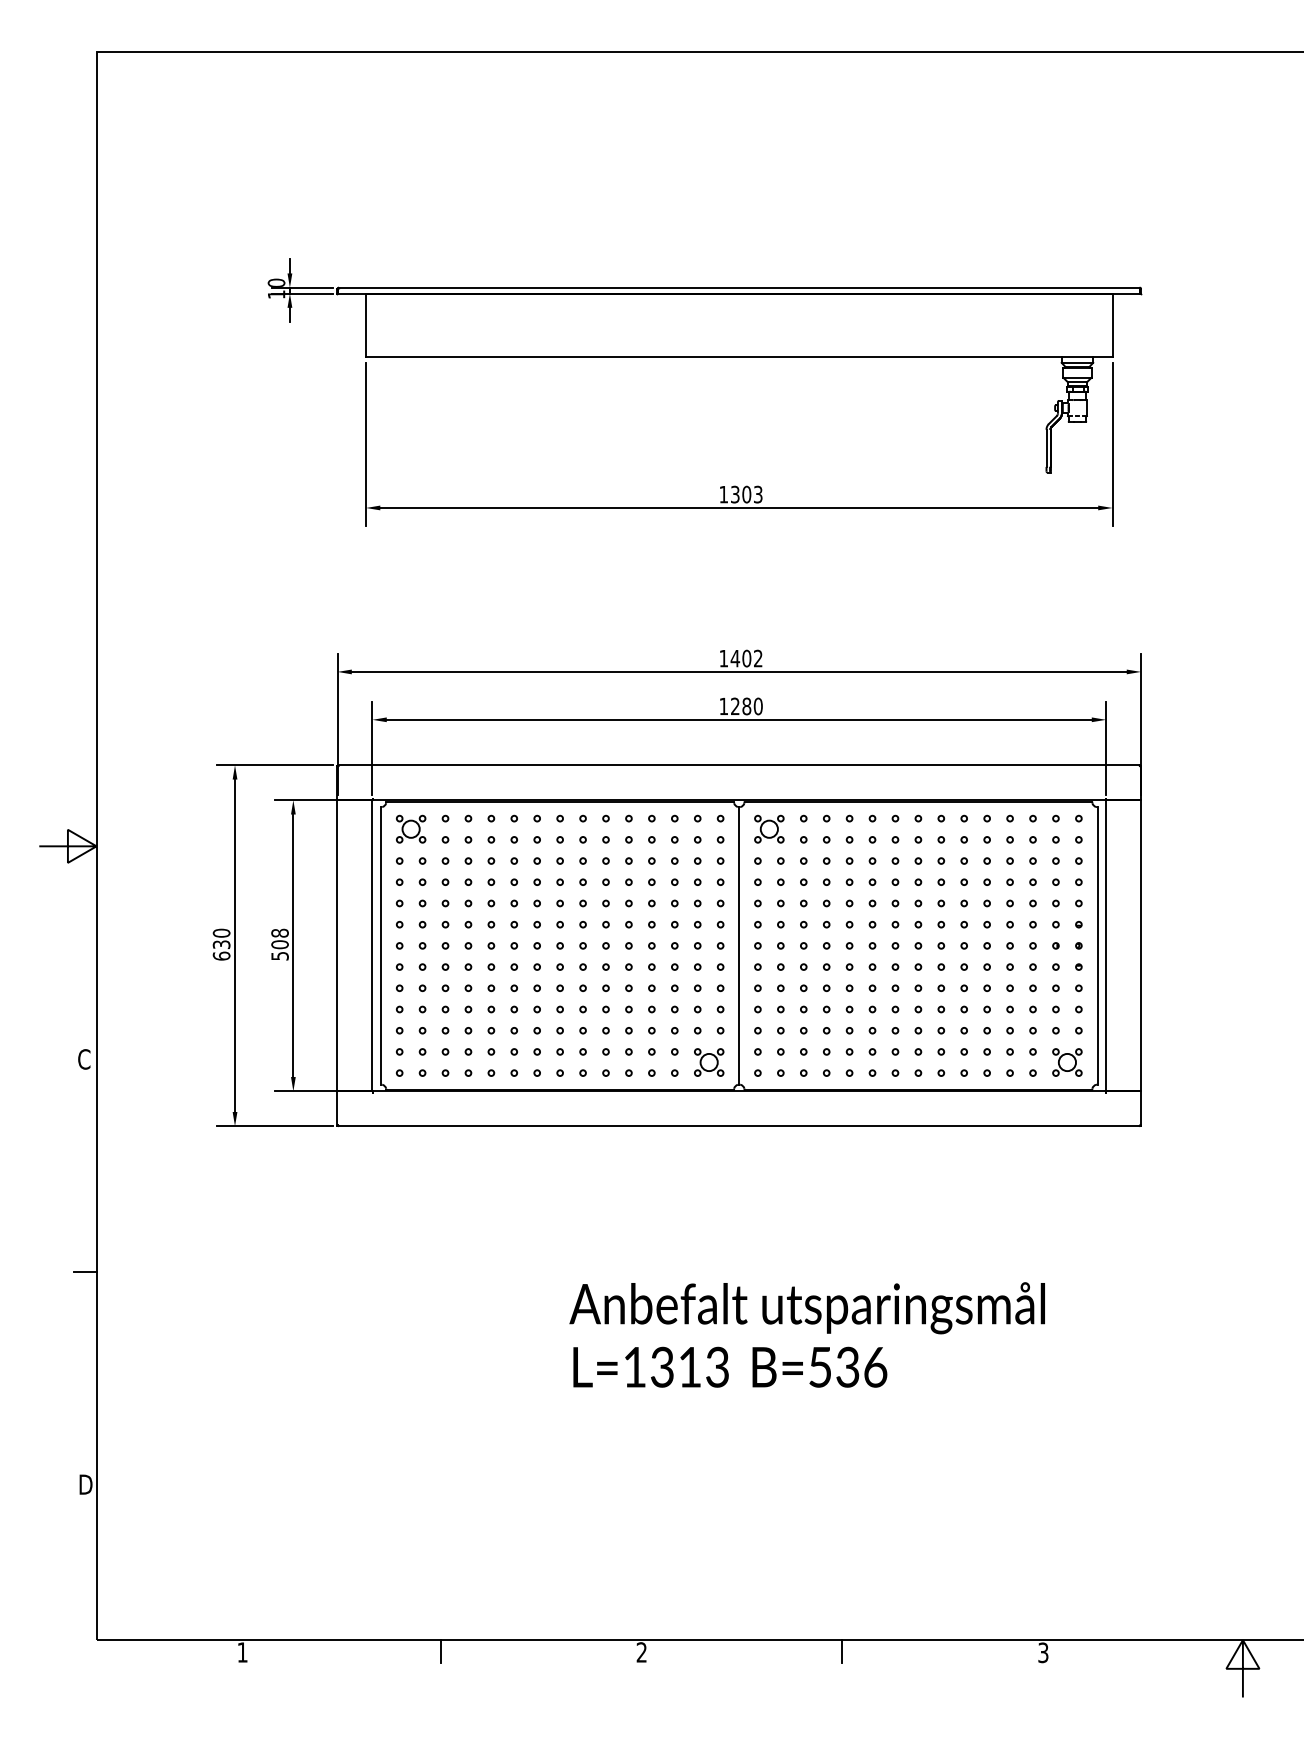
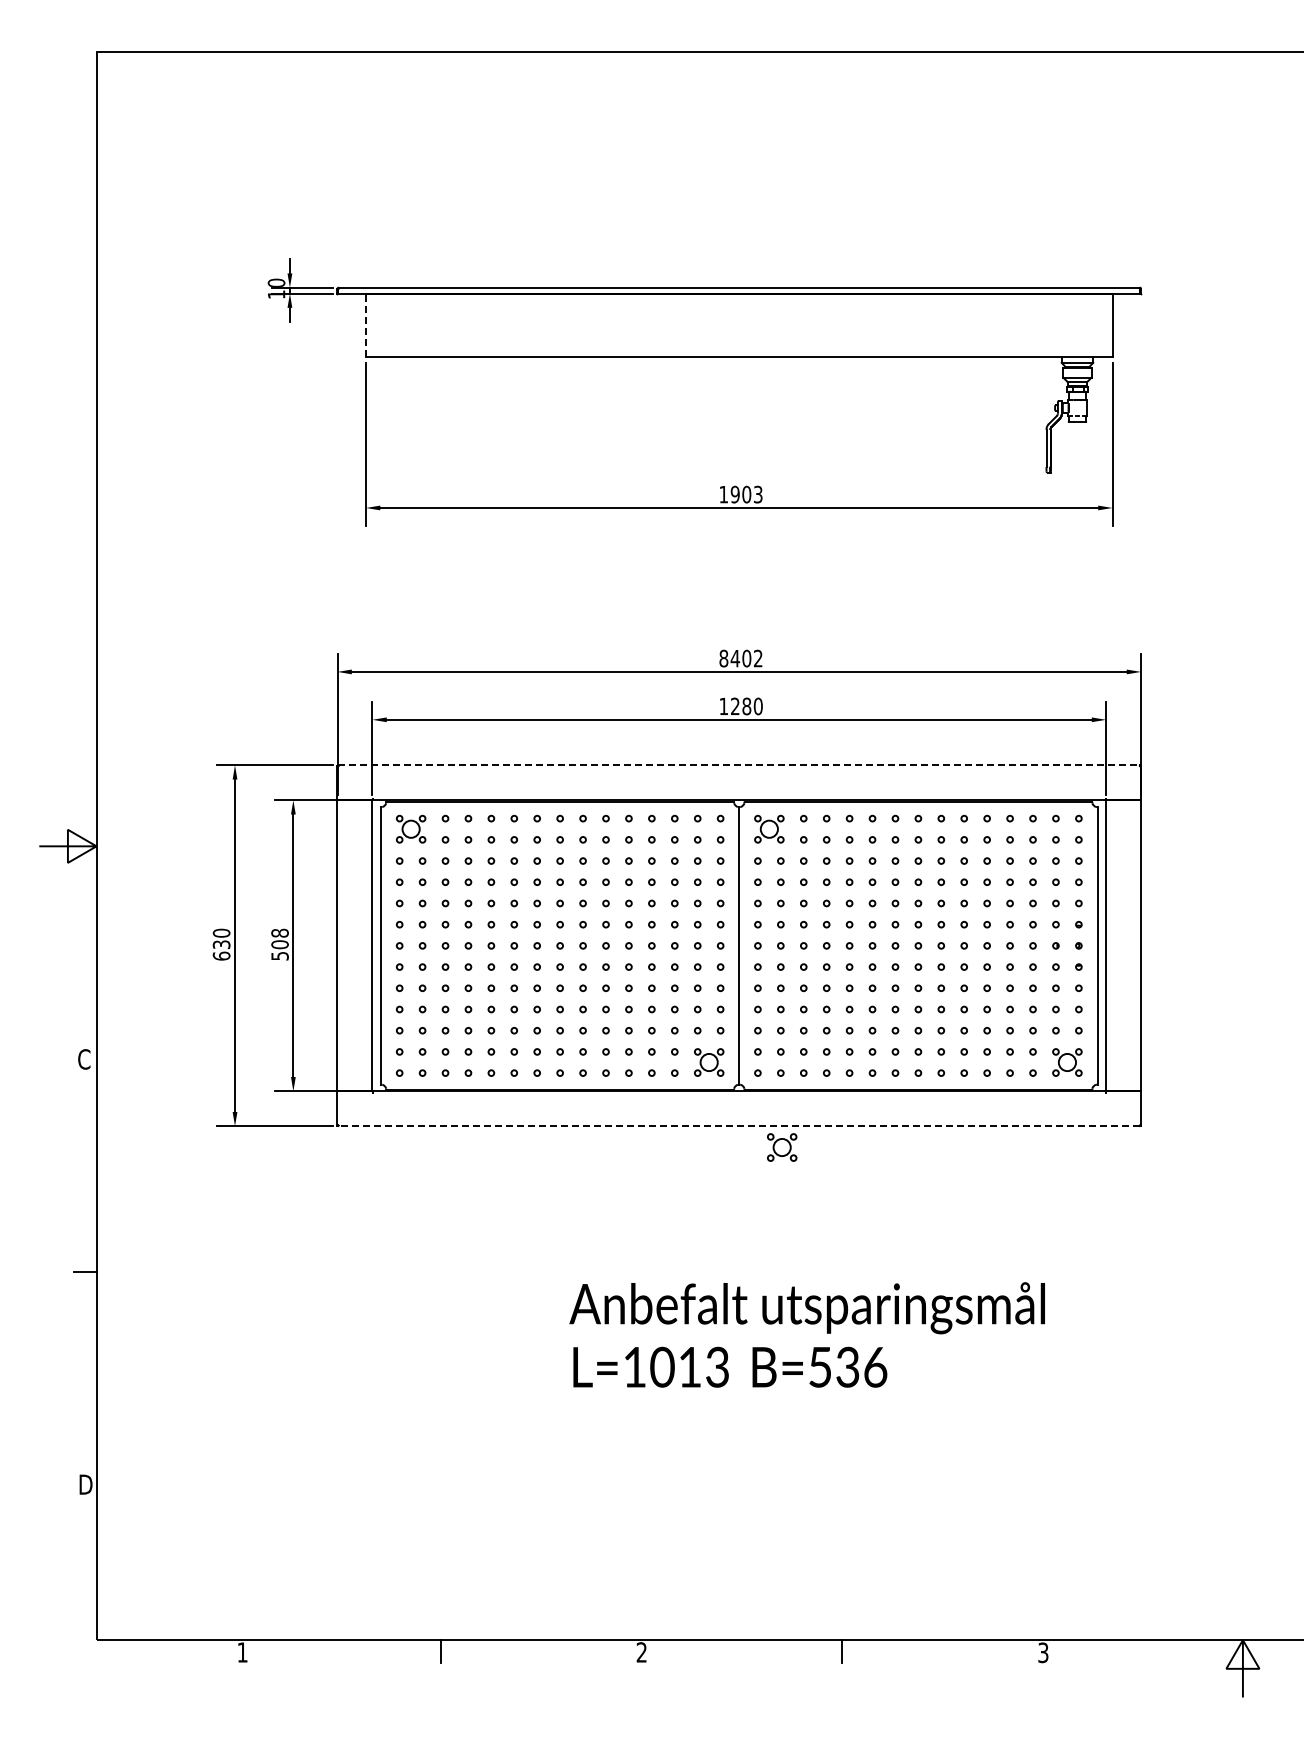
line: solid -> dashed (366, 325)
text: 1303 -> 1903 (734, 494)
text: 1402 -> 8402 (723, 658)
line: solid -> dashed (739, 765)
line: solid -> dashed (739, 1126)
part: none -> present (782, 1147)
text: L=1313 -> L=1013 (662, 1367)
